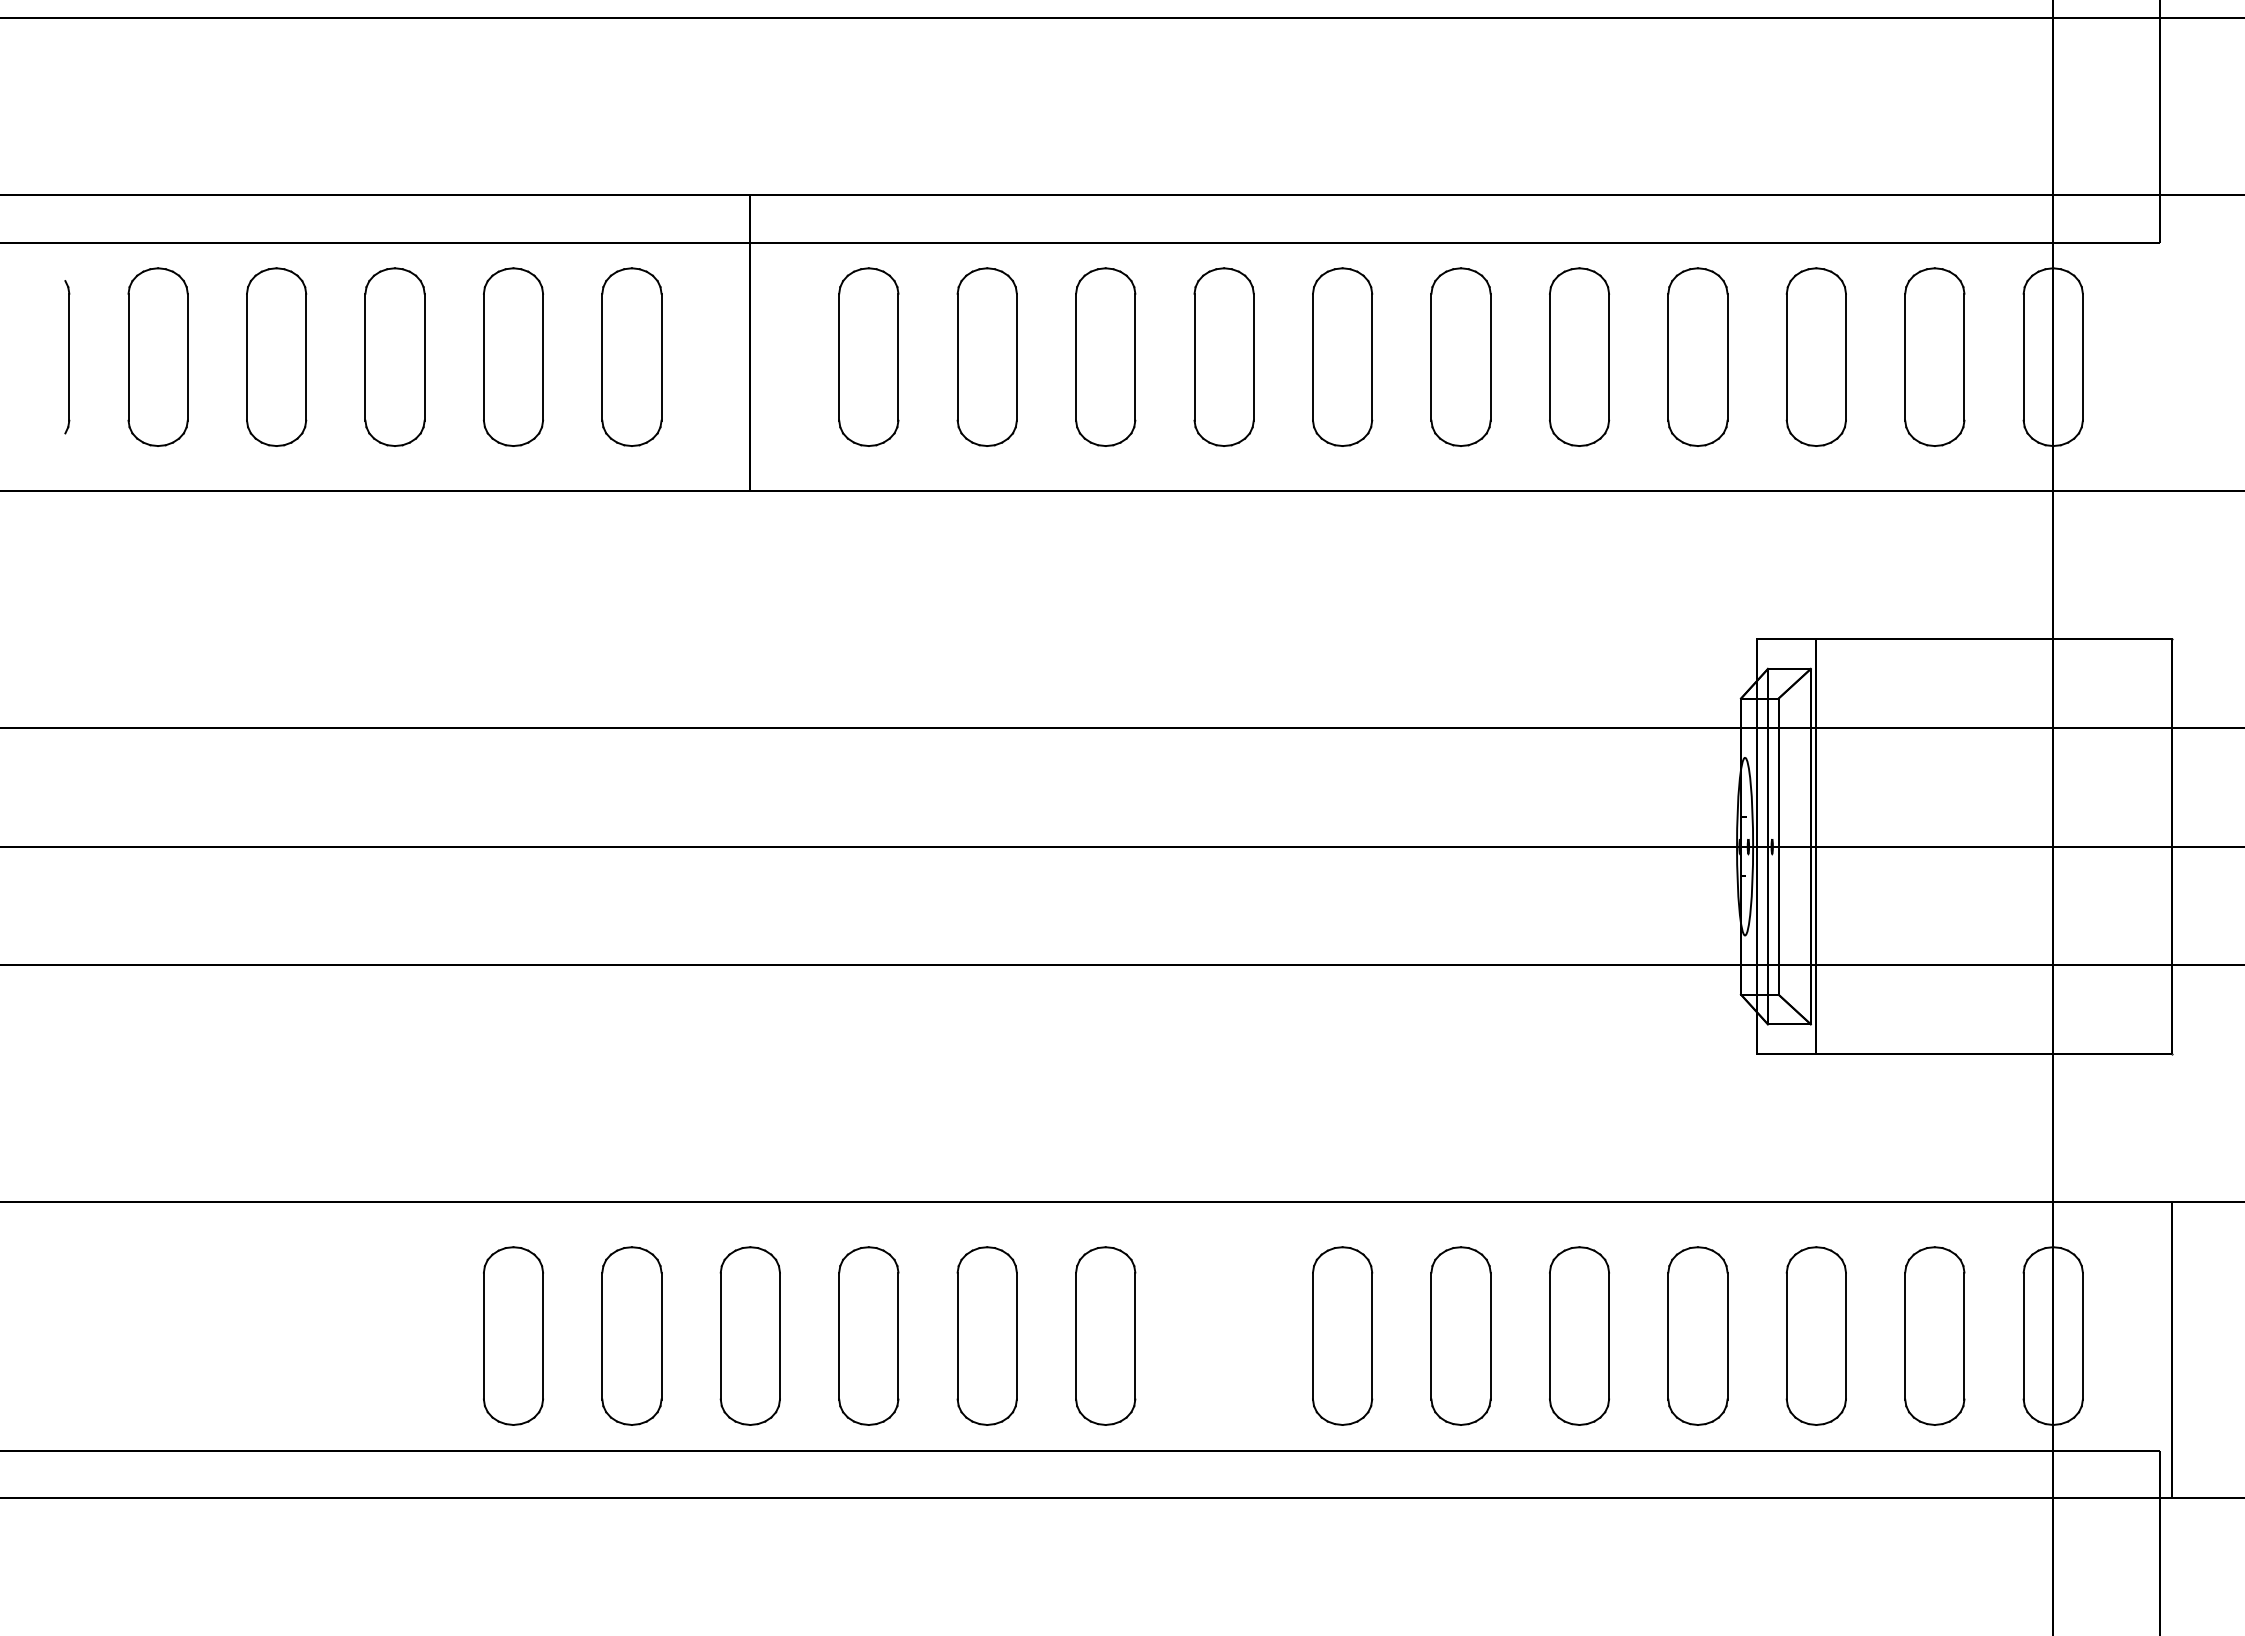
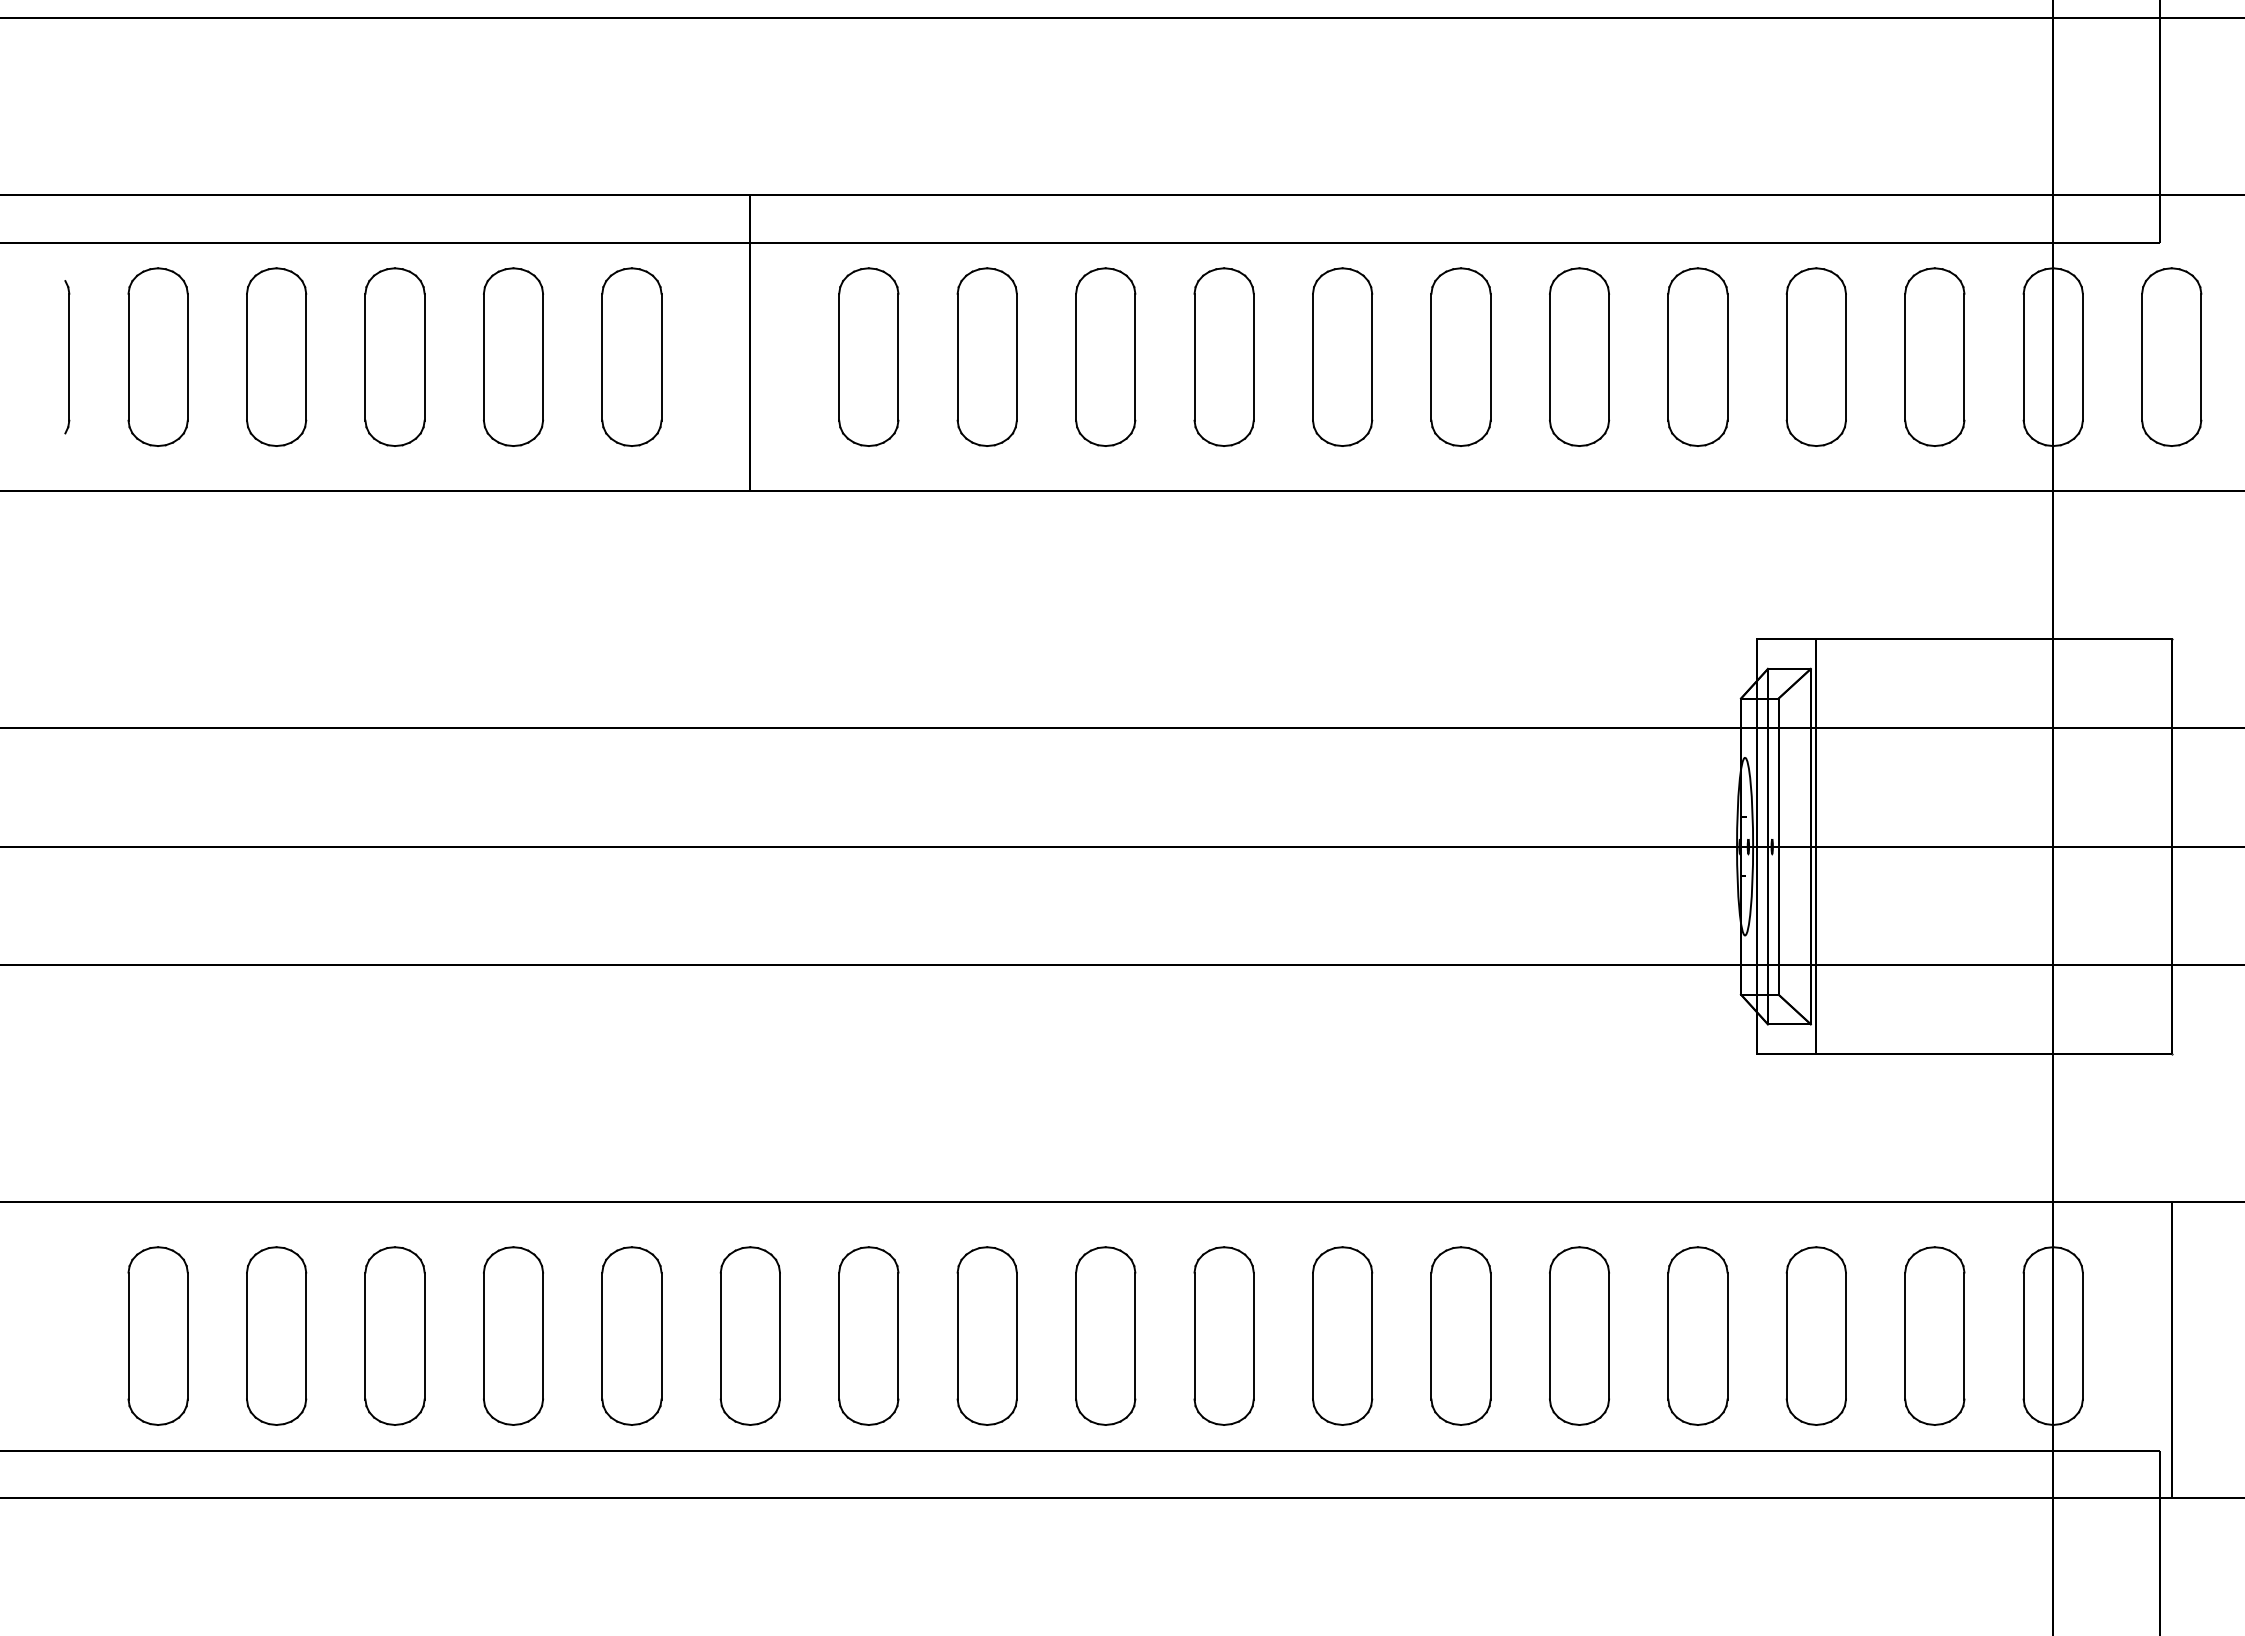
part: none -> present (2171, 356)
part: none -> present (157, 1335)
part: none -> present (276, 1335)
part: none -> present (394, 1335)
part: none -> present (1223, 1335)
